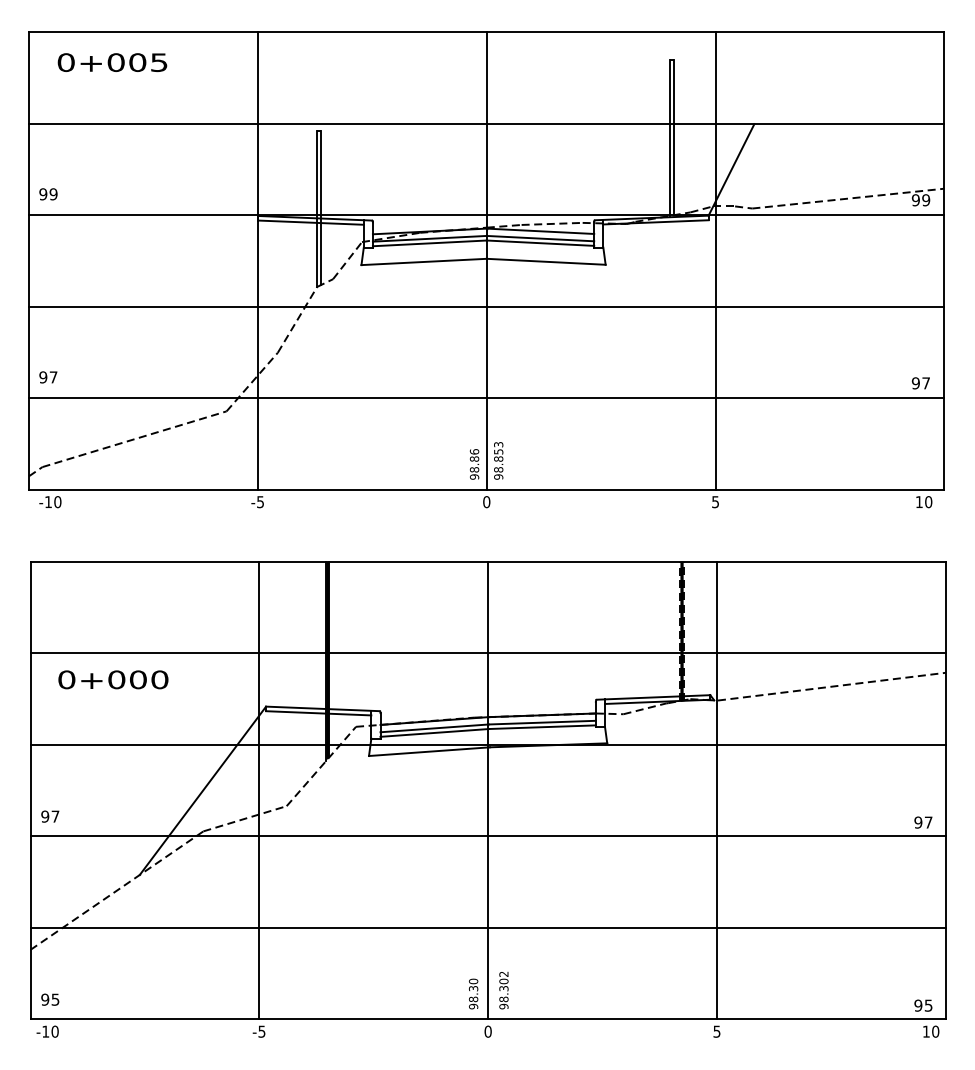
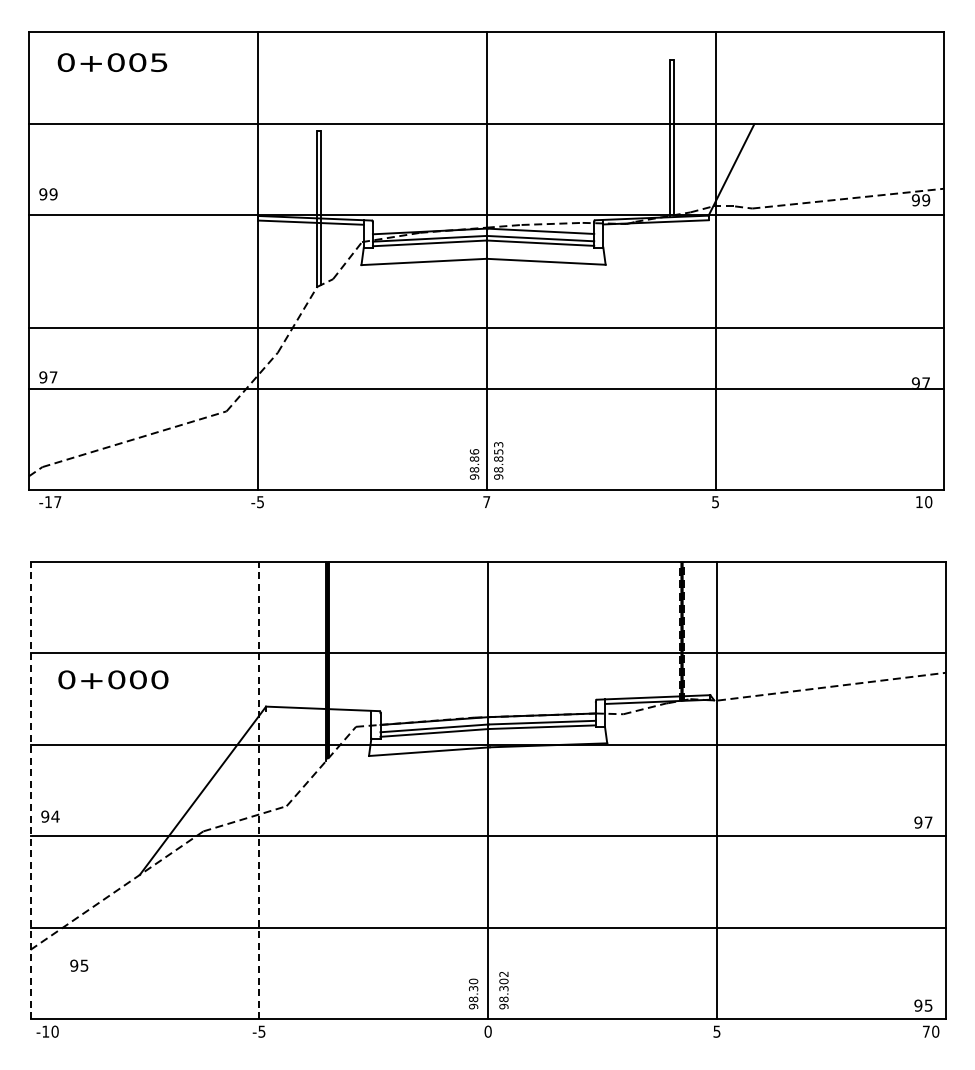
line position: (486, 306) -> (486, 327) (486, 327)
line position: (486, 398) -> (486, 389) (486, 389)
text: -10 -> -17 (57, 502)
text: 0 -> 7 (486, 502)
line: present -> none (318, 713)
line: solid -> dashed (30, 790)
line: solid -> dashed (259, 790)
text: 97 -> 94 (55, 816)
text position: (50, 999) -> (79, 965) (79, 965)
text: 10 -> 70 (926, 1031)
